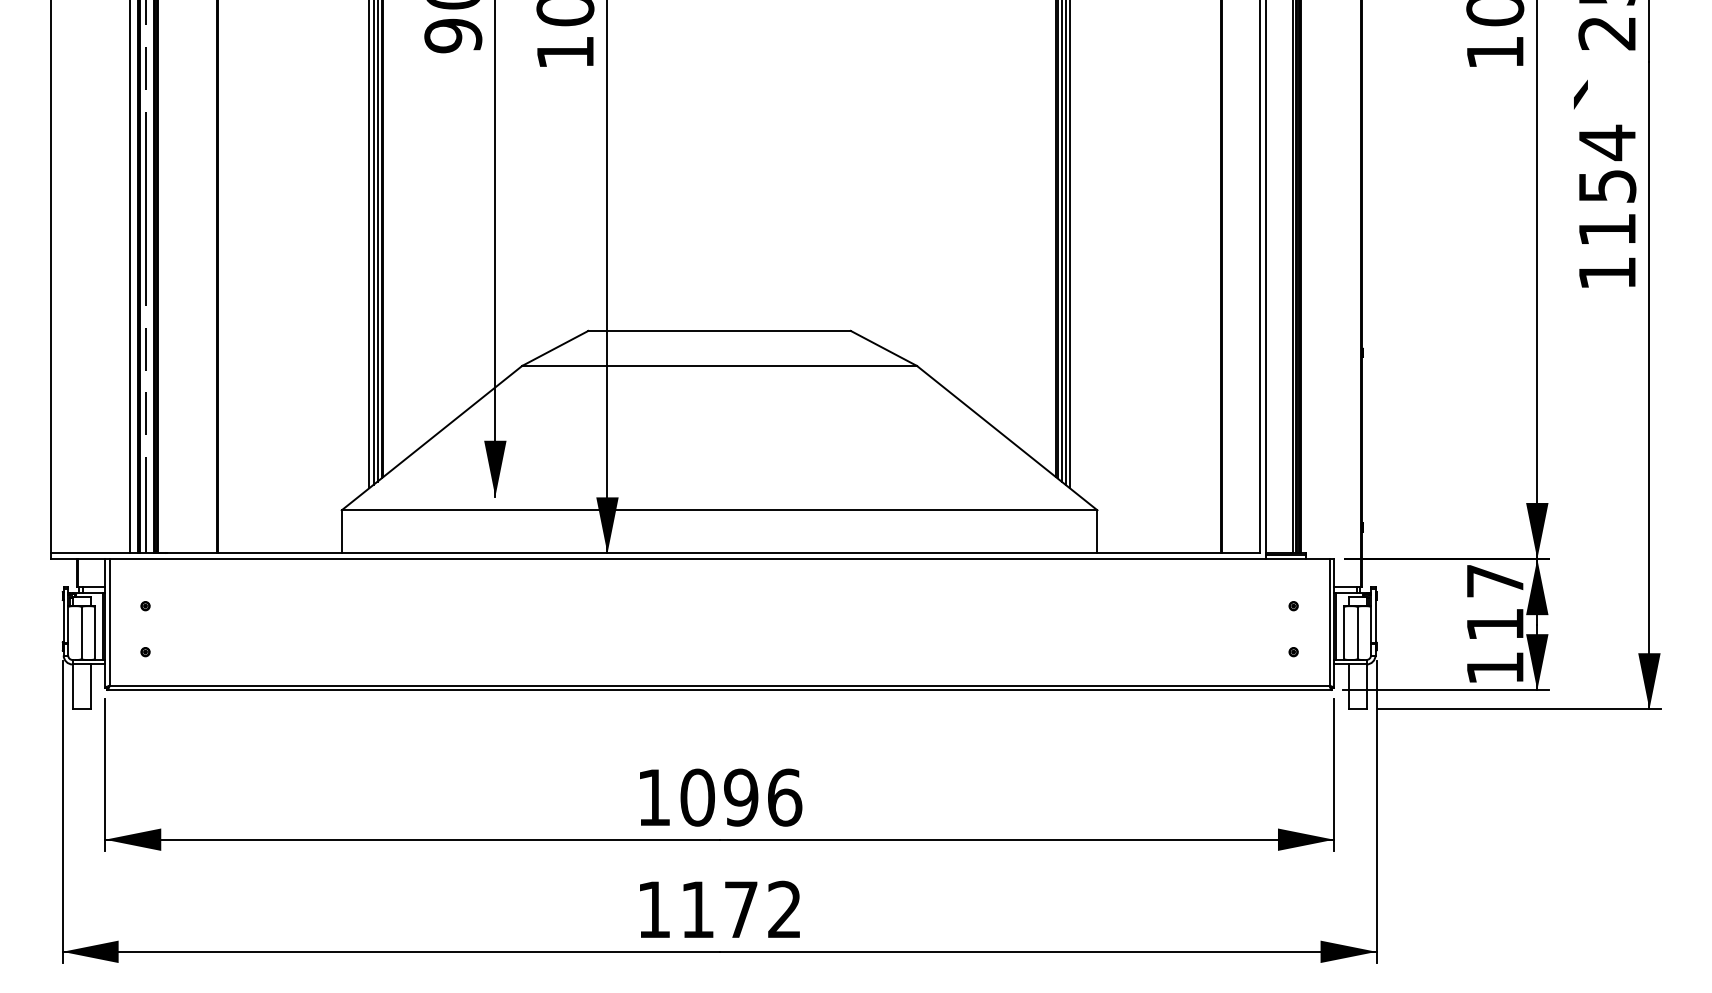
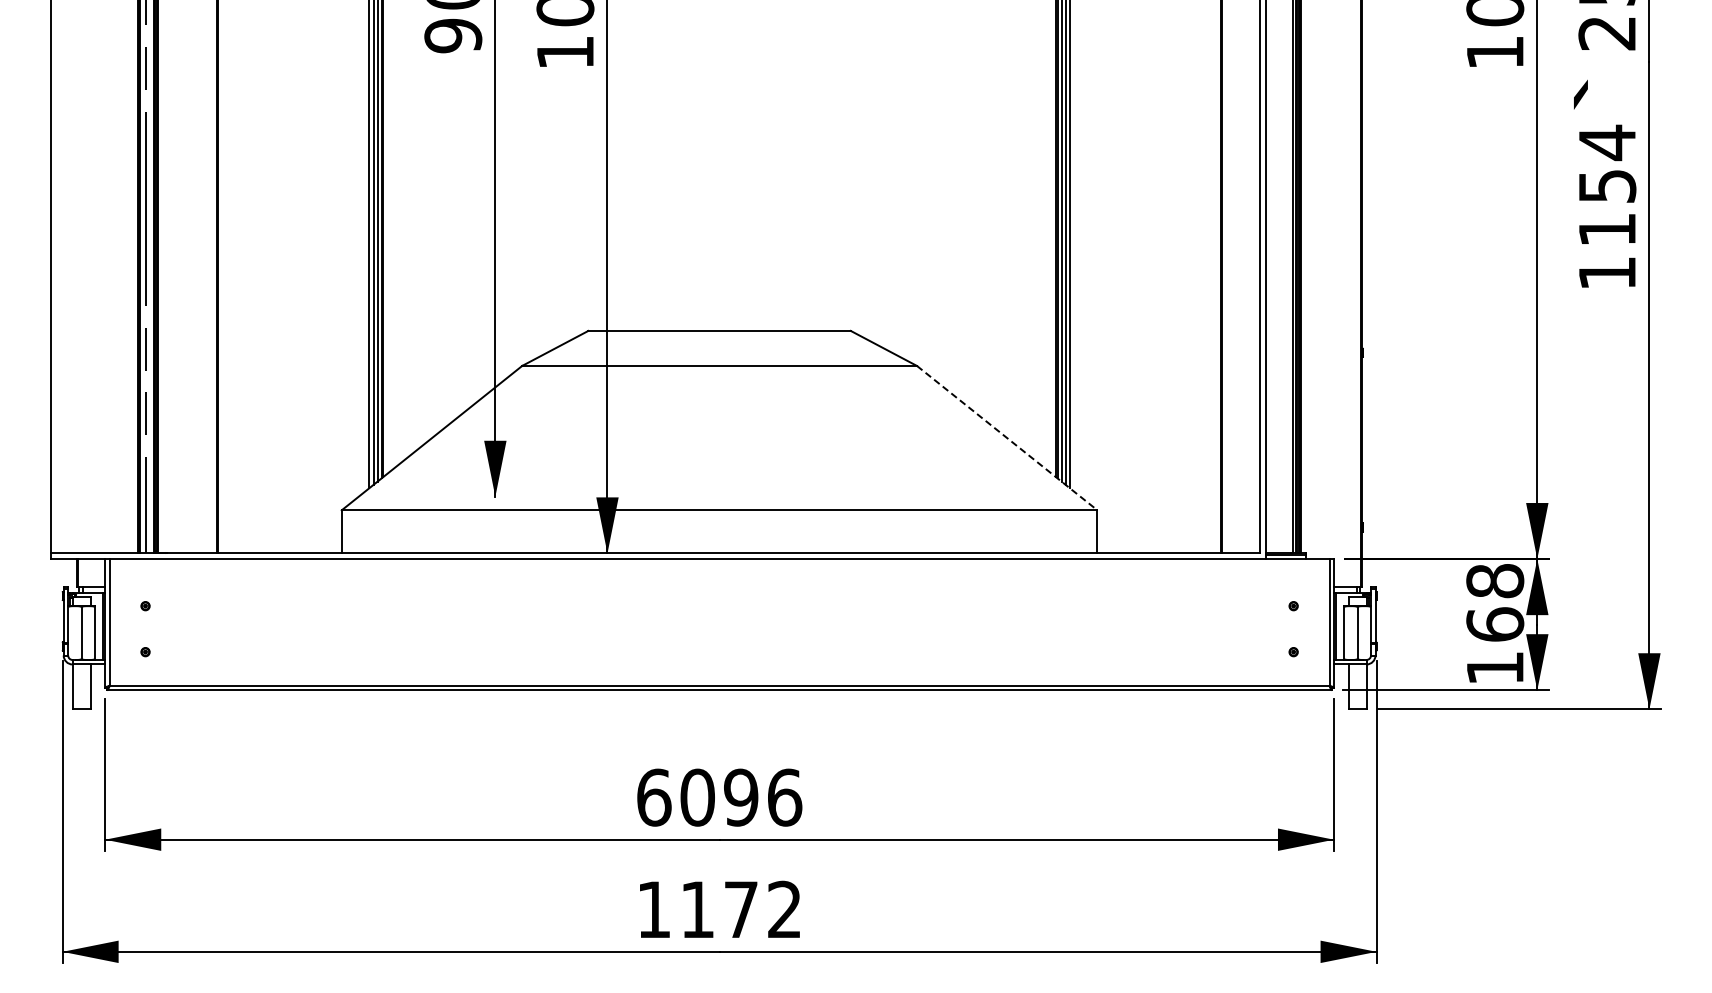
line: present -> none (129, 277)
line: solid -> dashed (1007, 438)
text: 117 -> 168 (1495, 602)
text: 1096 -> 6096 (654, 797)
